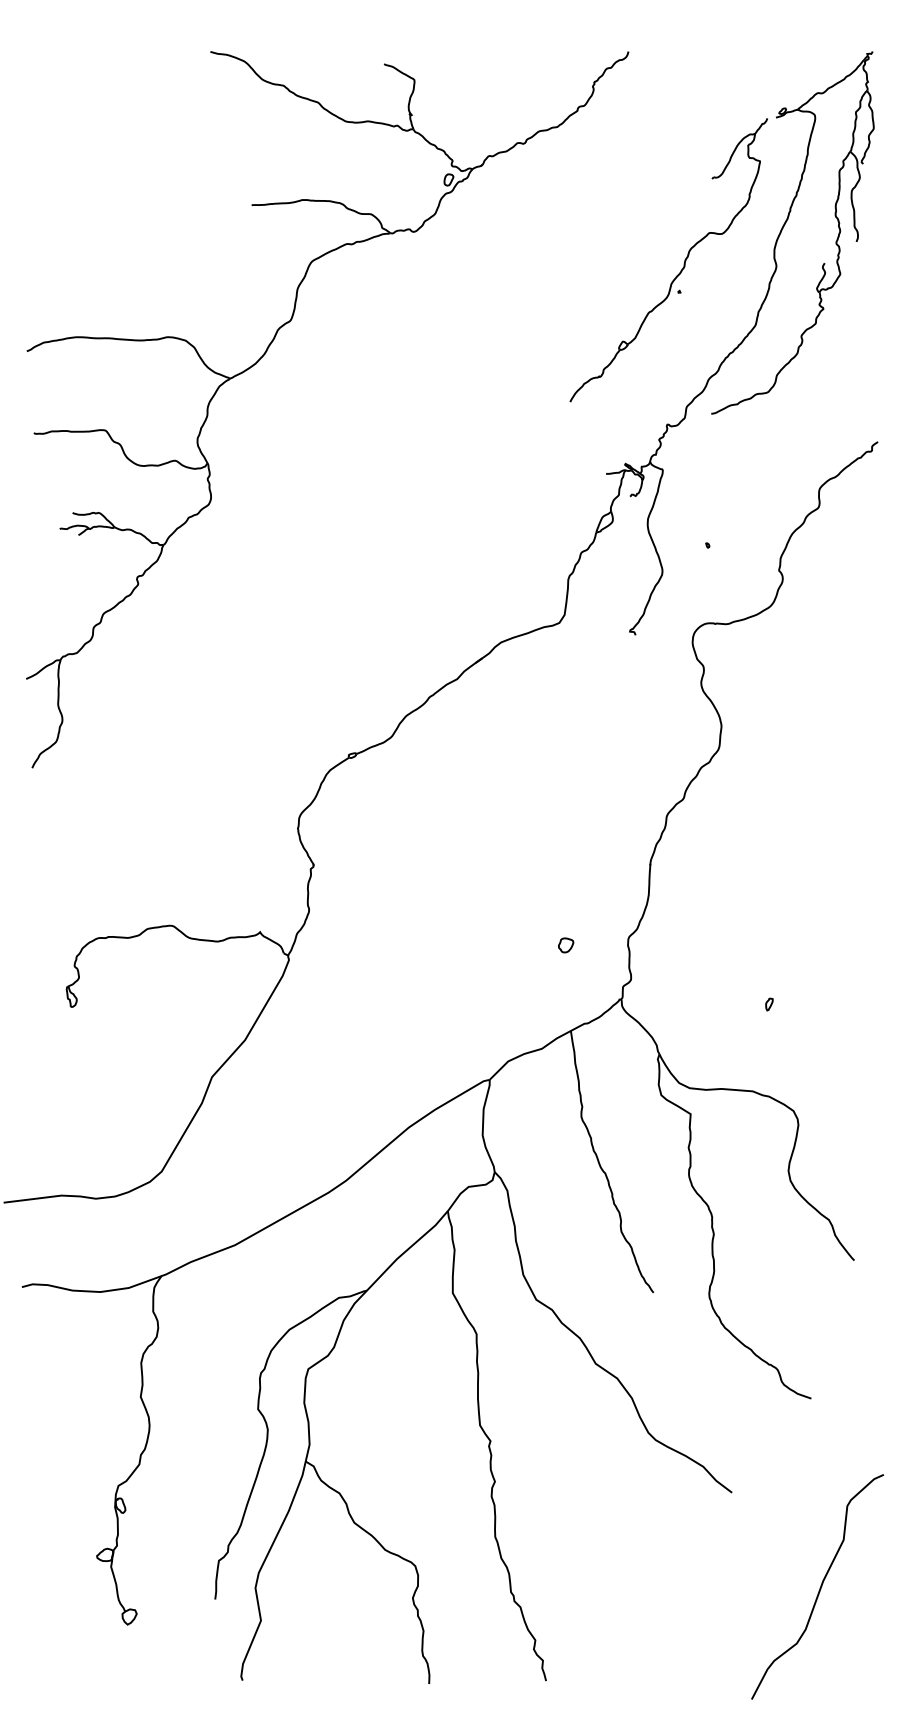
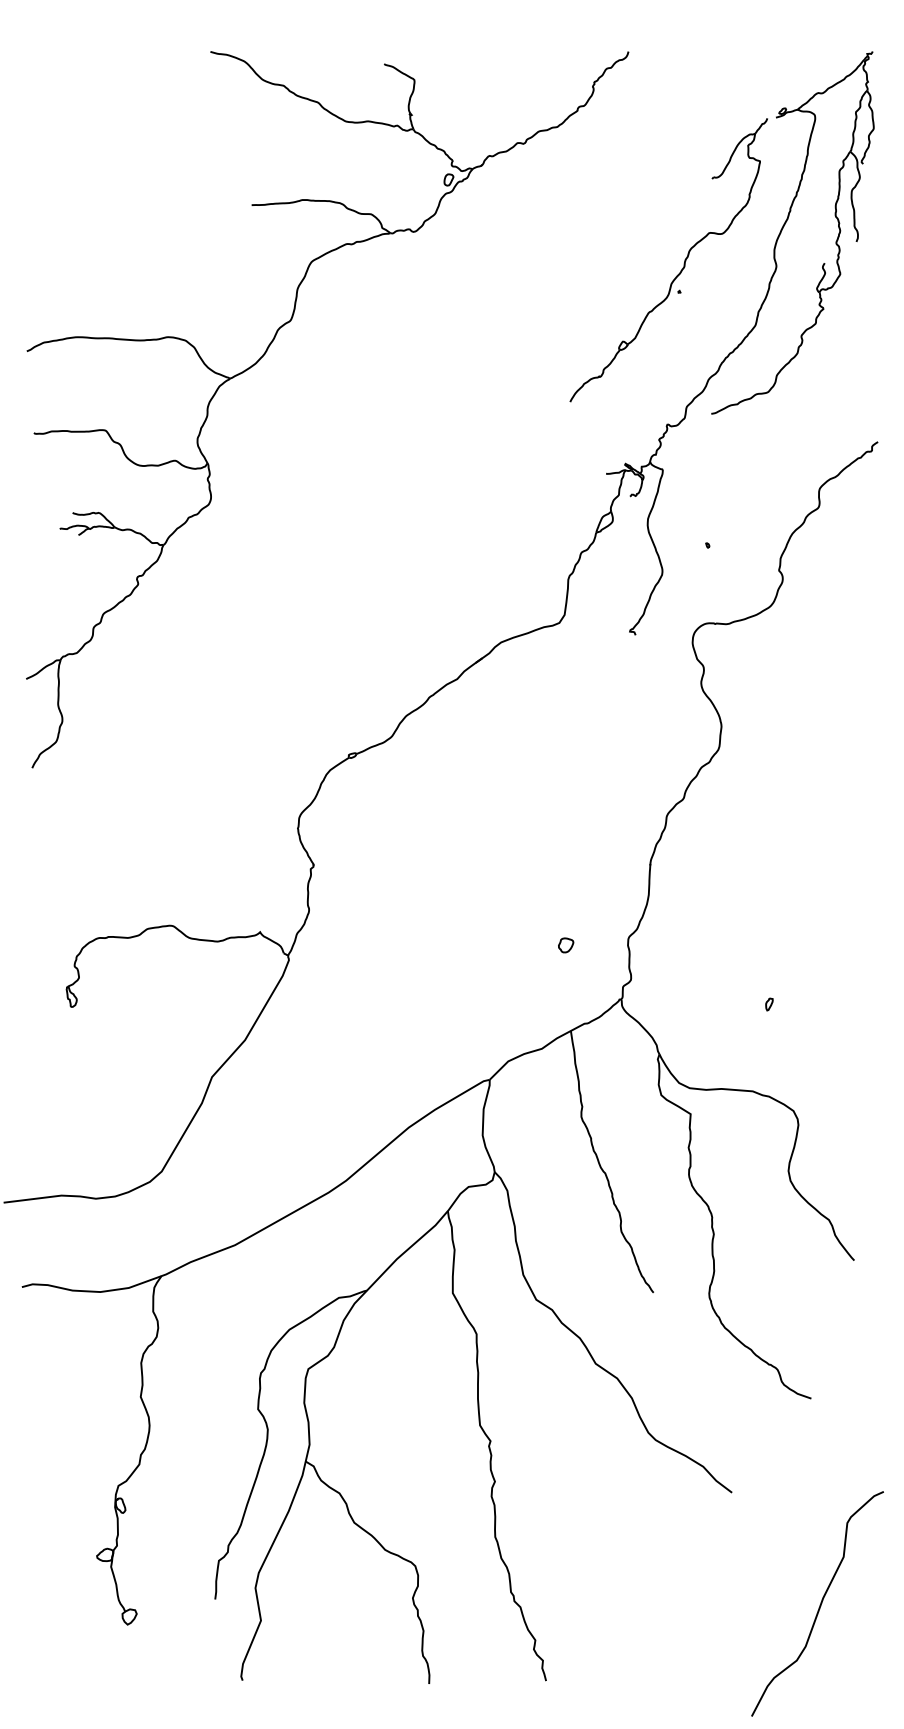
curve position: (819, 1588) -> (819, 1605) (819, 1605)
